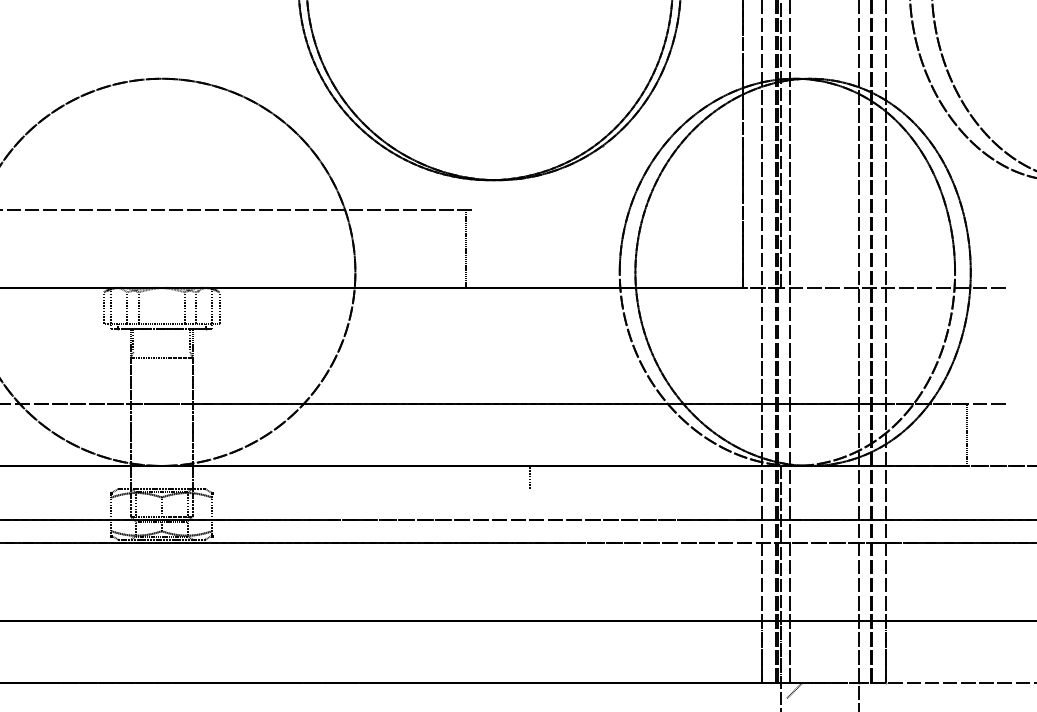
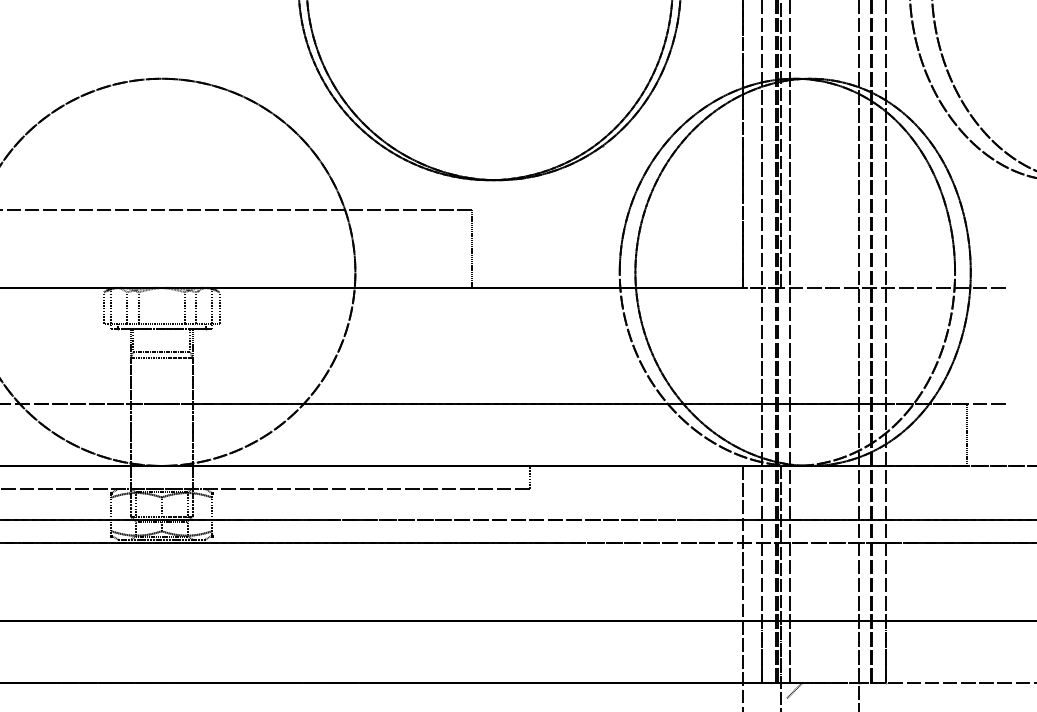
line position: (465, 248) -> (471, 248) (471, 248)
line: none -> present (161, 351)
line: none -> present (265, 489)
line: none -> present (743, 586)
